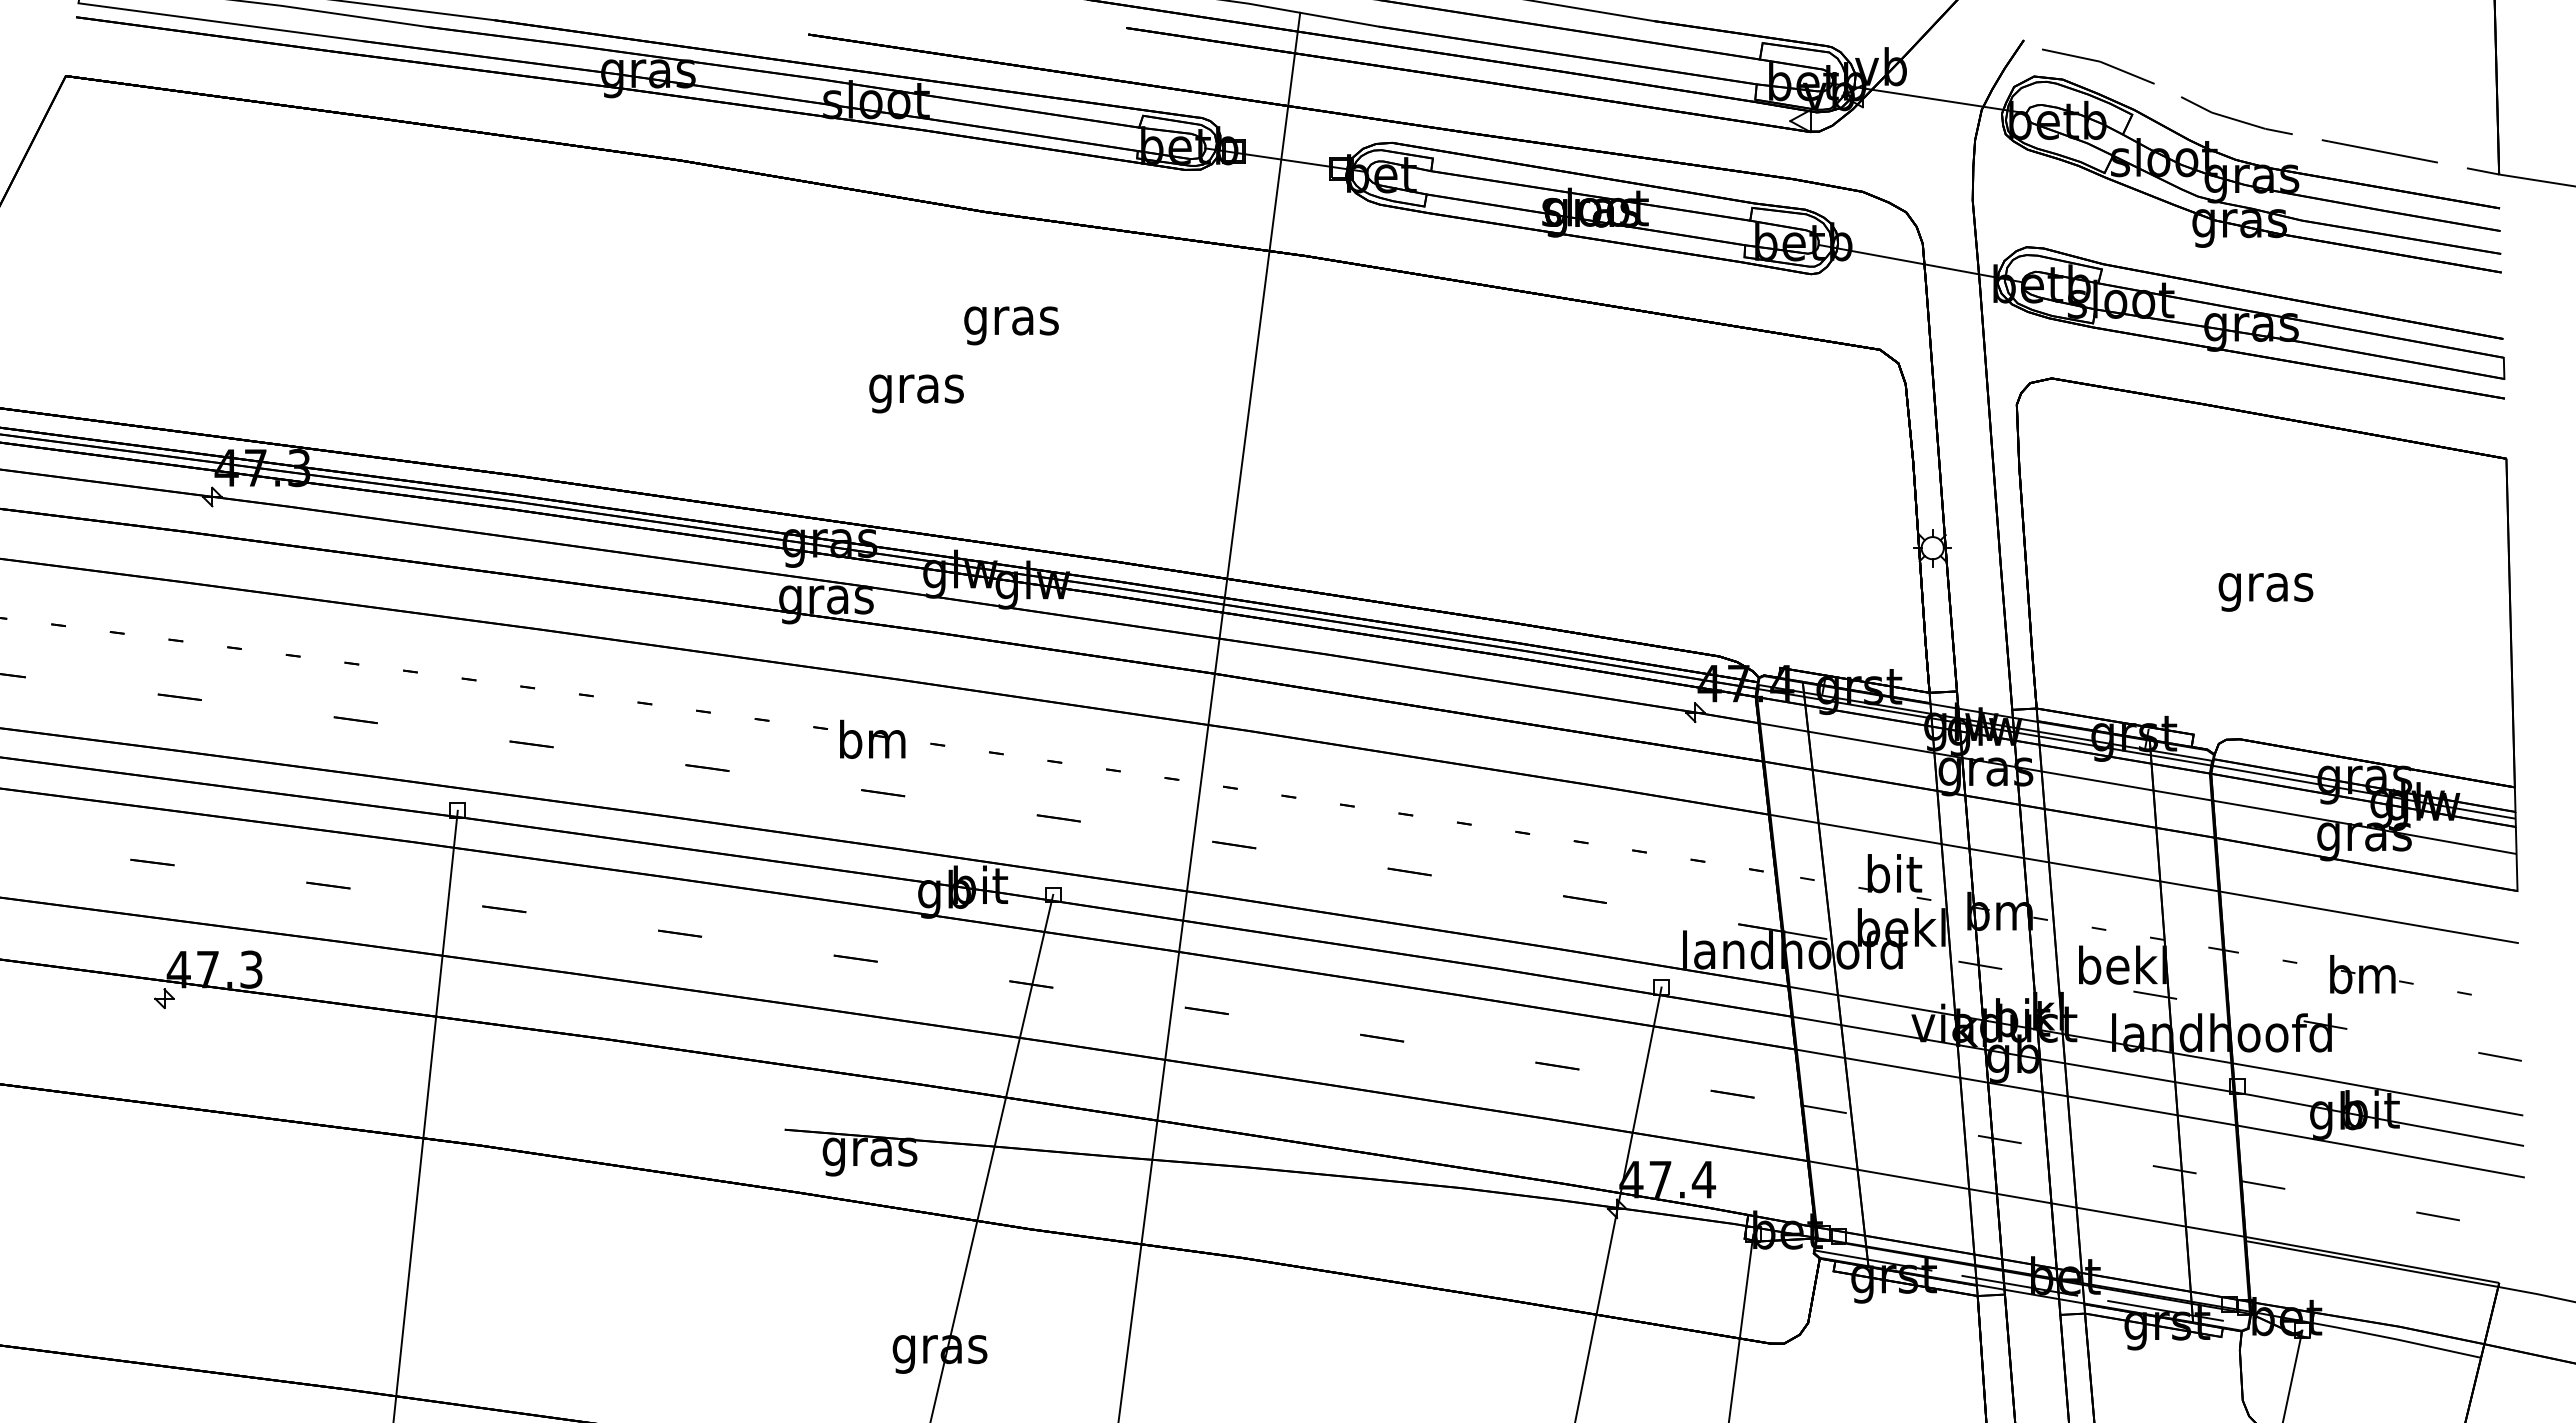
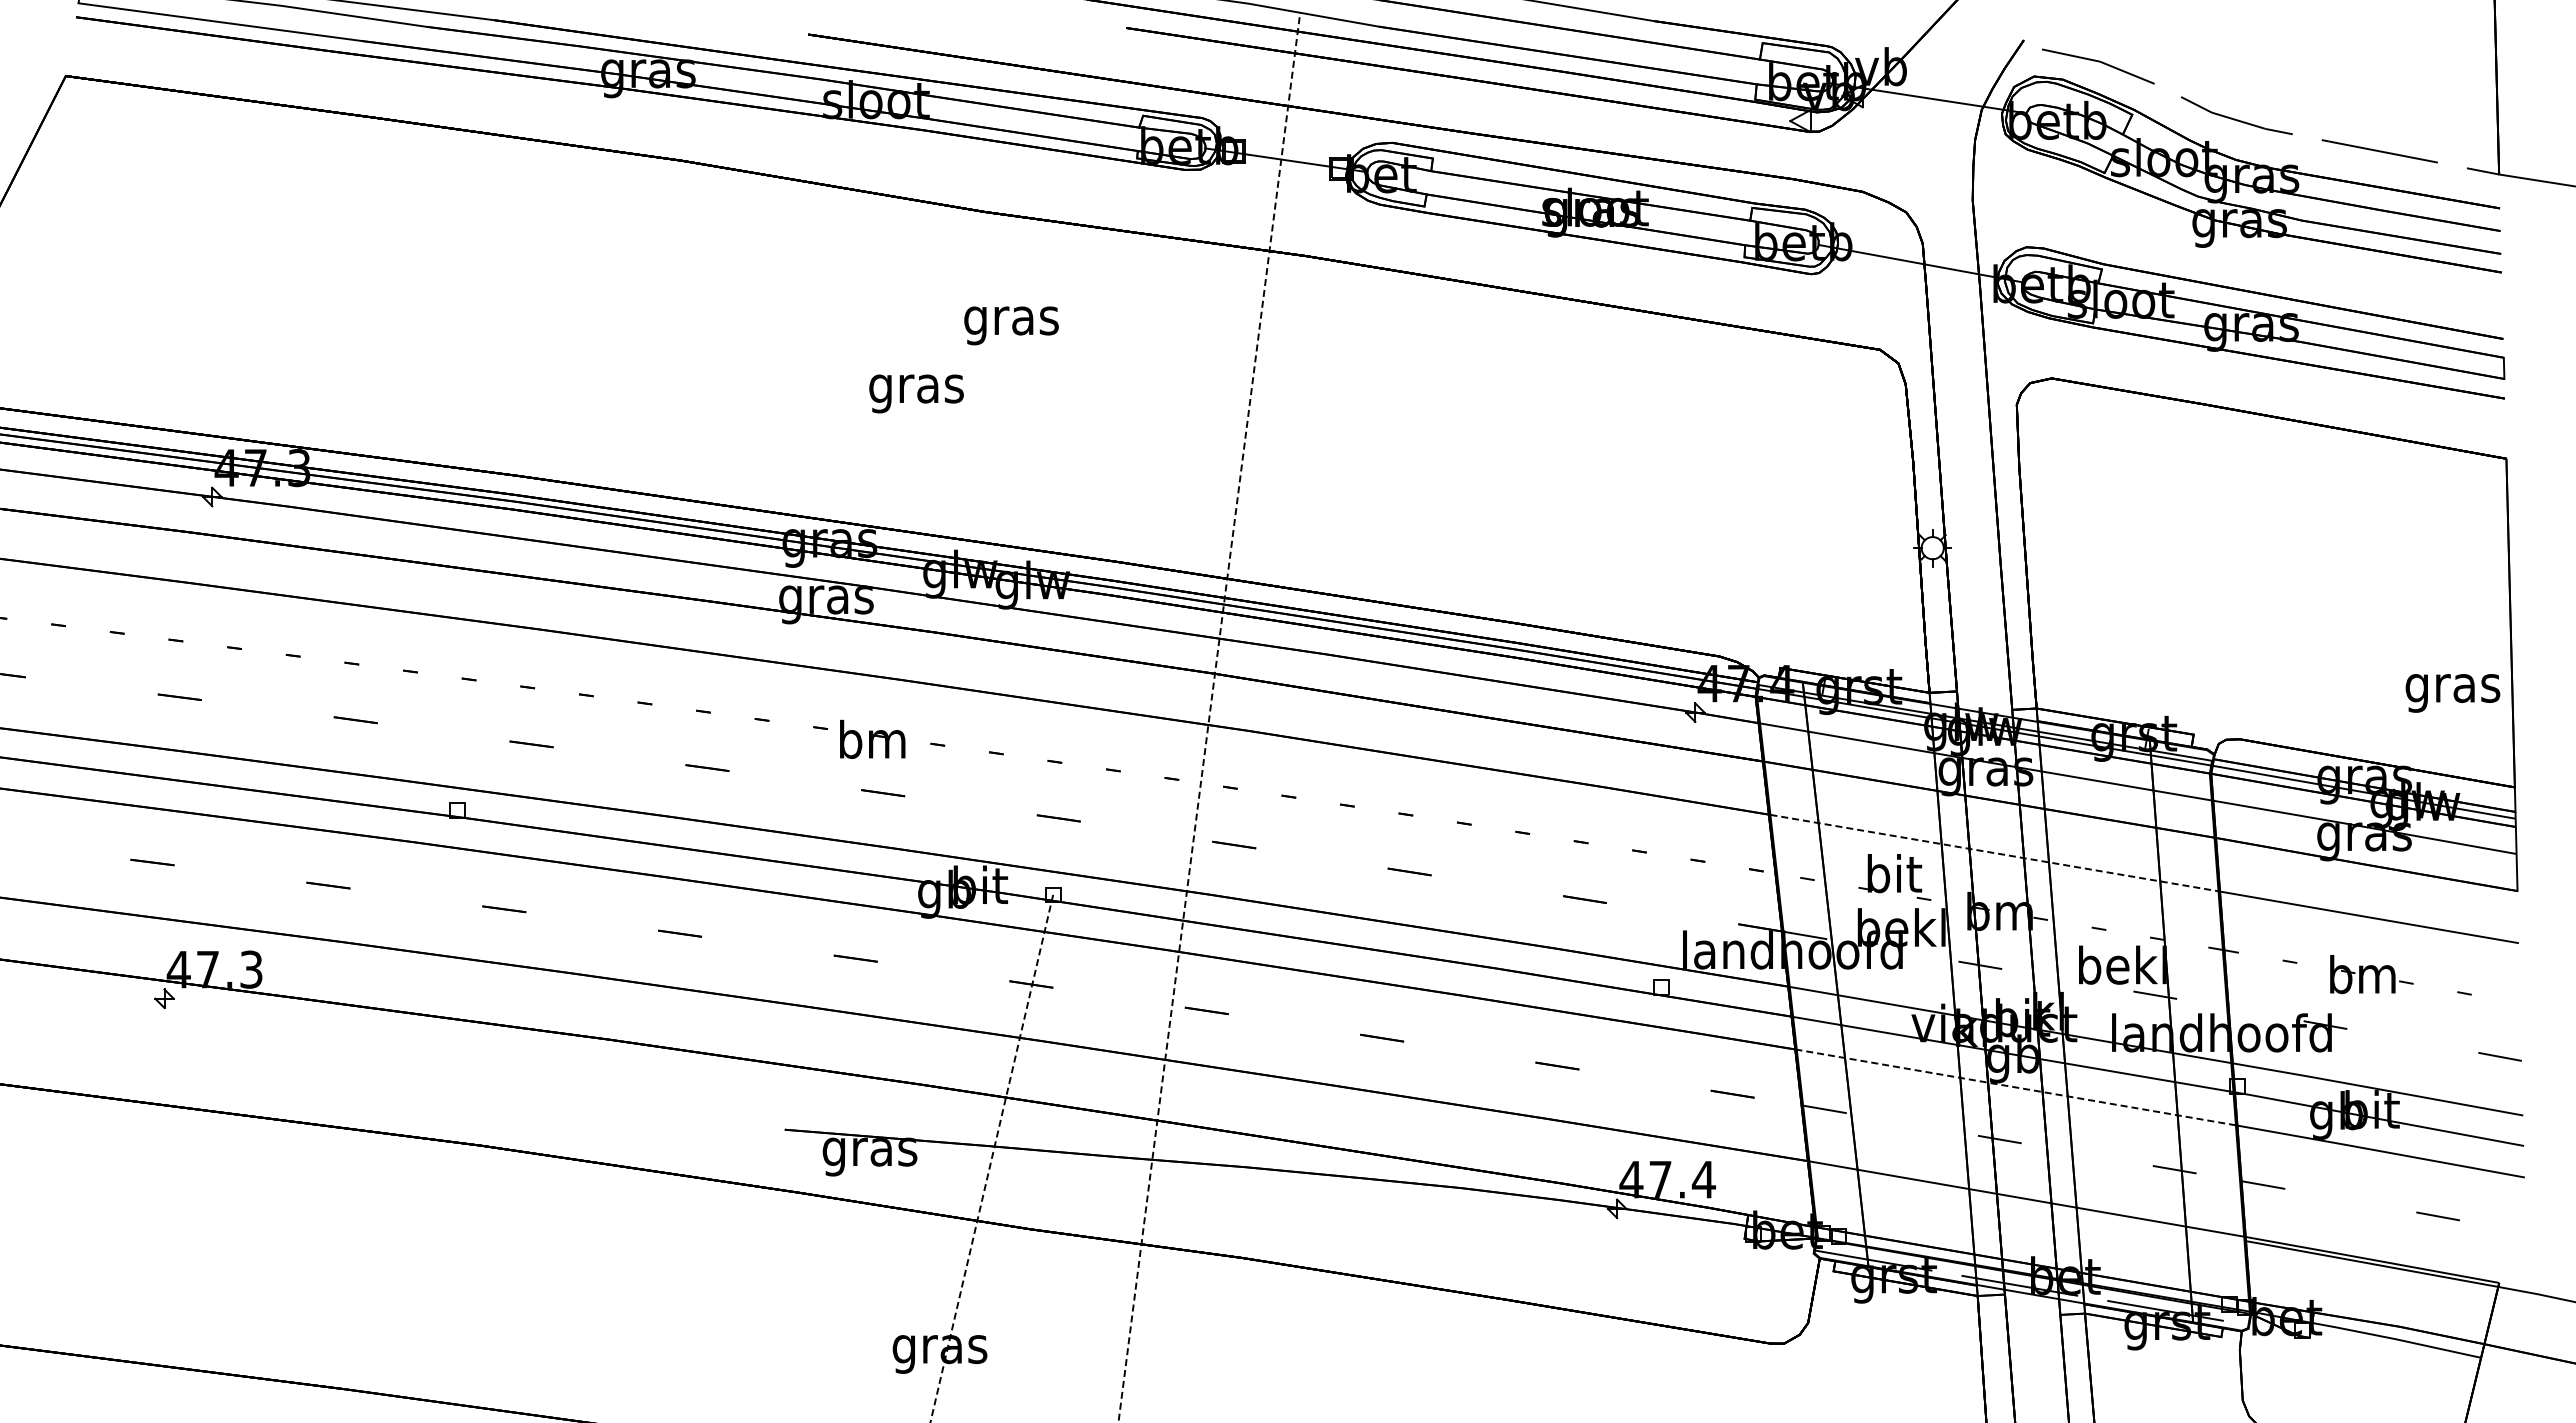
text position: (2265, 592) -> (2452, 693) (2452, 693)
line: solid -> dashed (1209, 717)
line: solid -> dashed (1994, 853)
line: solid -> dashed (2016, 1087)
line: present -> none (425, 1114)
line: solid -> dashed (991, 1158)
line: present -> none (1618, 1203)
line: present -> none (1741, 1326)
line: present -> none (2292, 1374)
